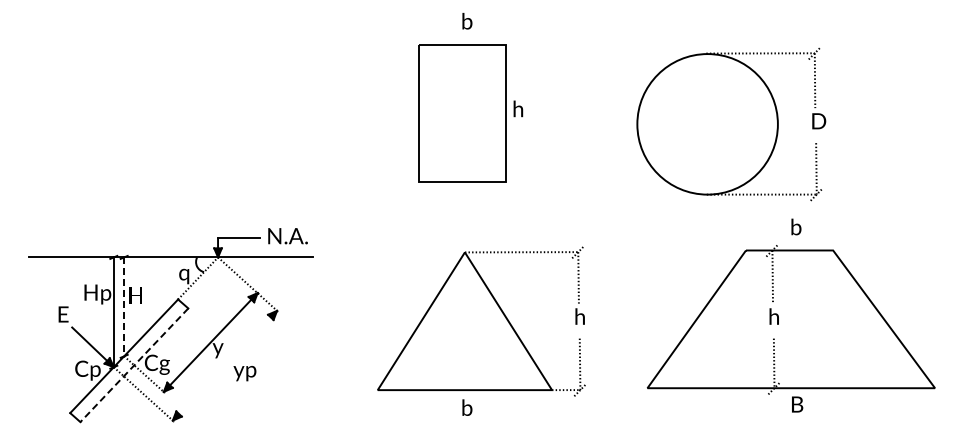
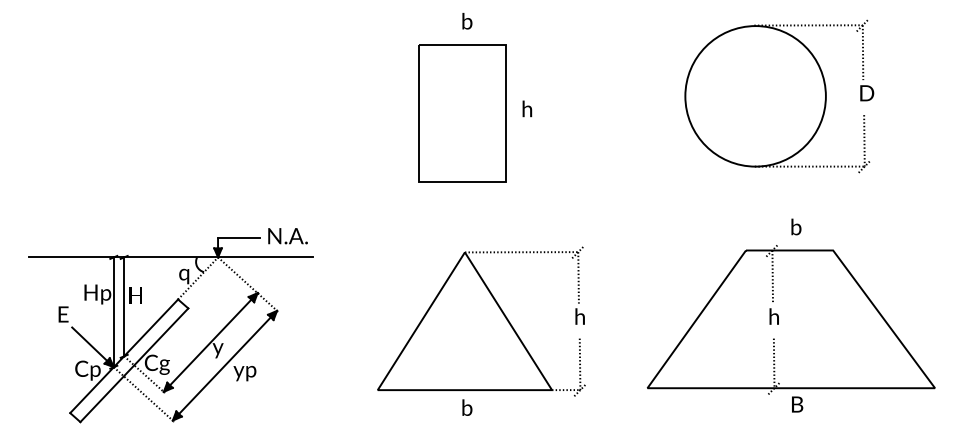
text position: (518, 108) -> (527, 108) (527, 108)
part position: (731, 124) -> (779, 96) (779, 96)
line: dashed -> solid (124, 307)
line: dashed -> solid (134, 365)
line: none -> present (224, 365)
